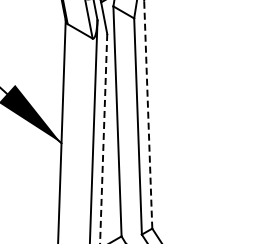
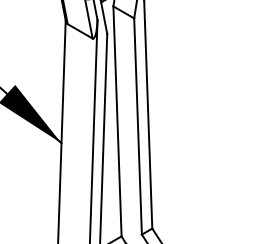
line: dashed -> solid (148, 114)
line: dashed -> solid (103, 138)
